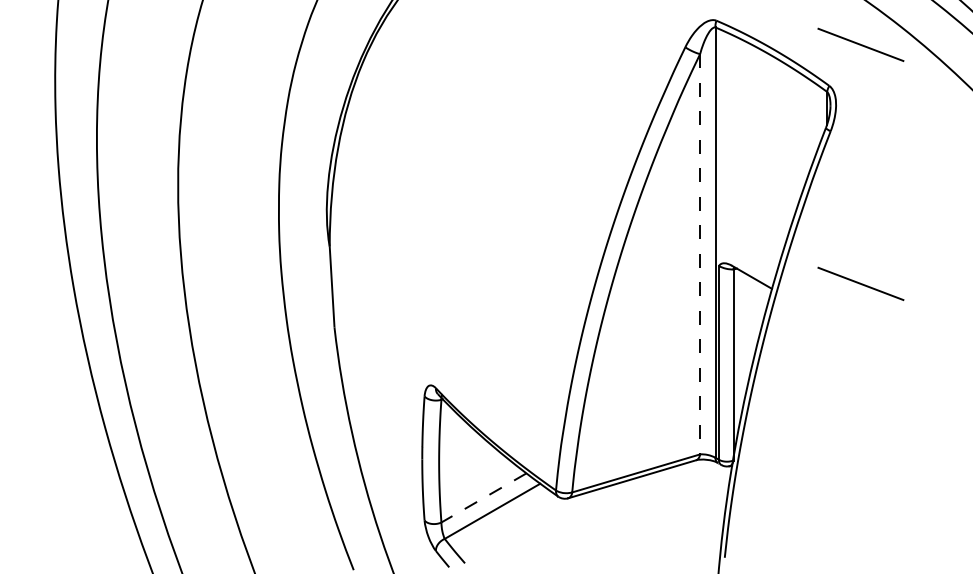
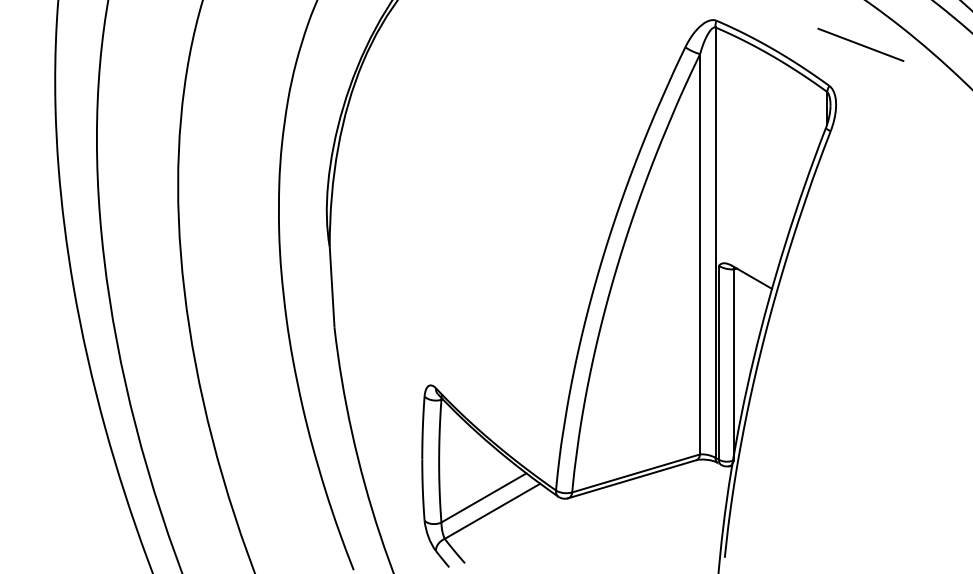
line: dashed -> solid (700, 254)
line: present -> none (860, 283)
line: dashed -> solid (483, 498)
